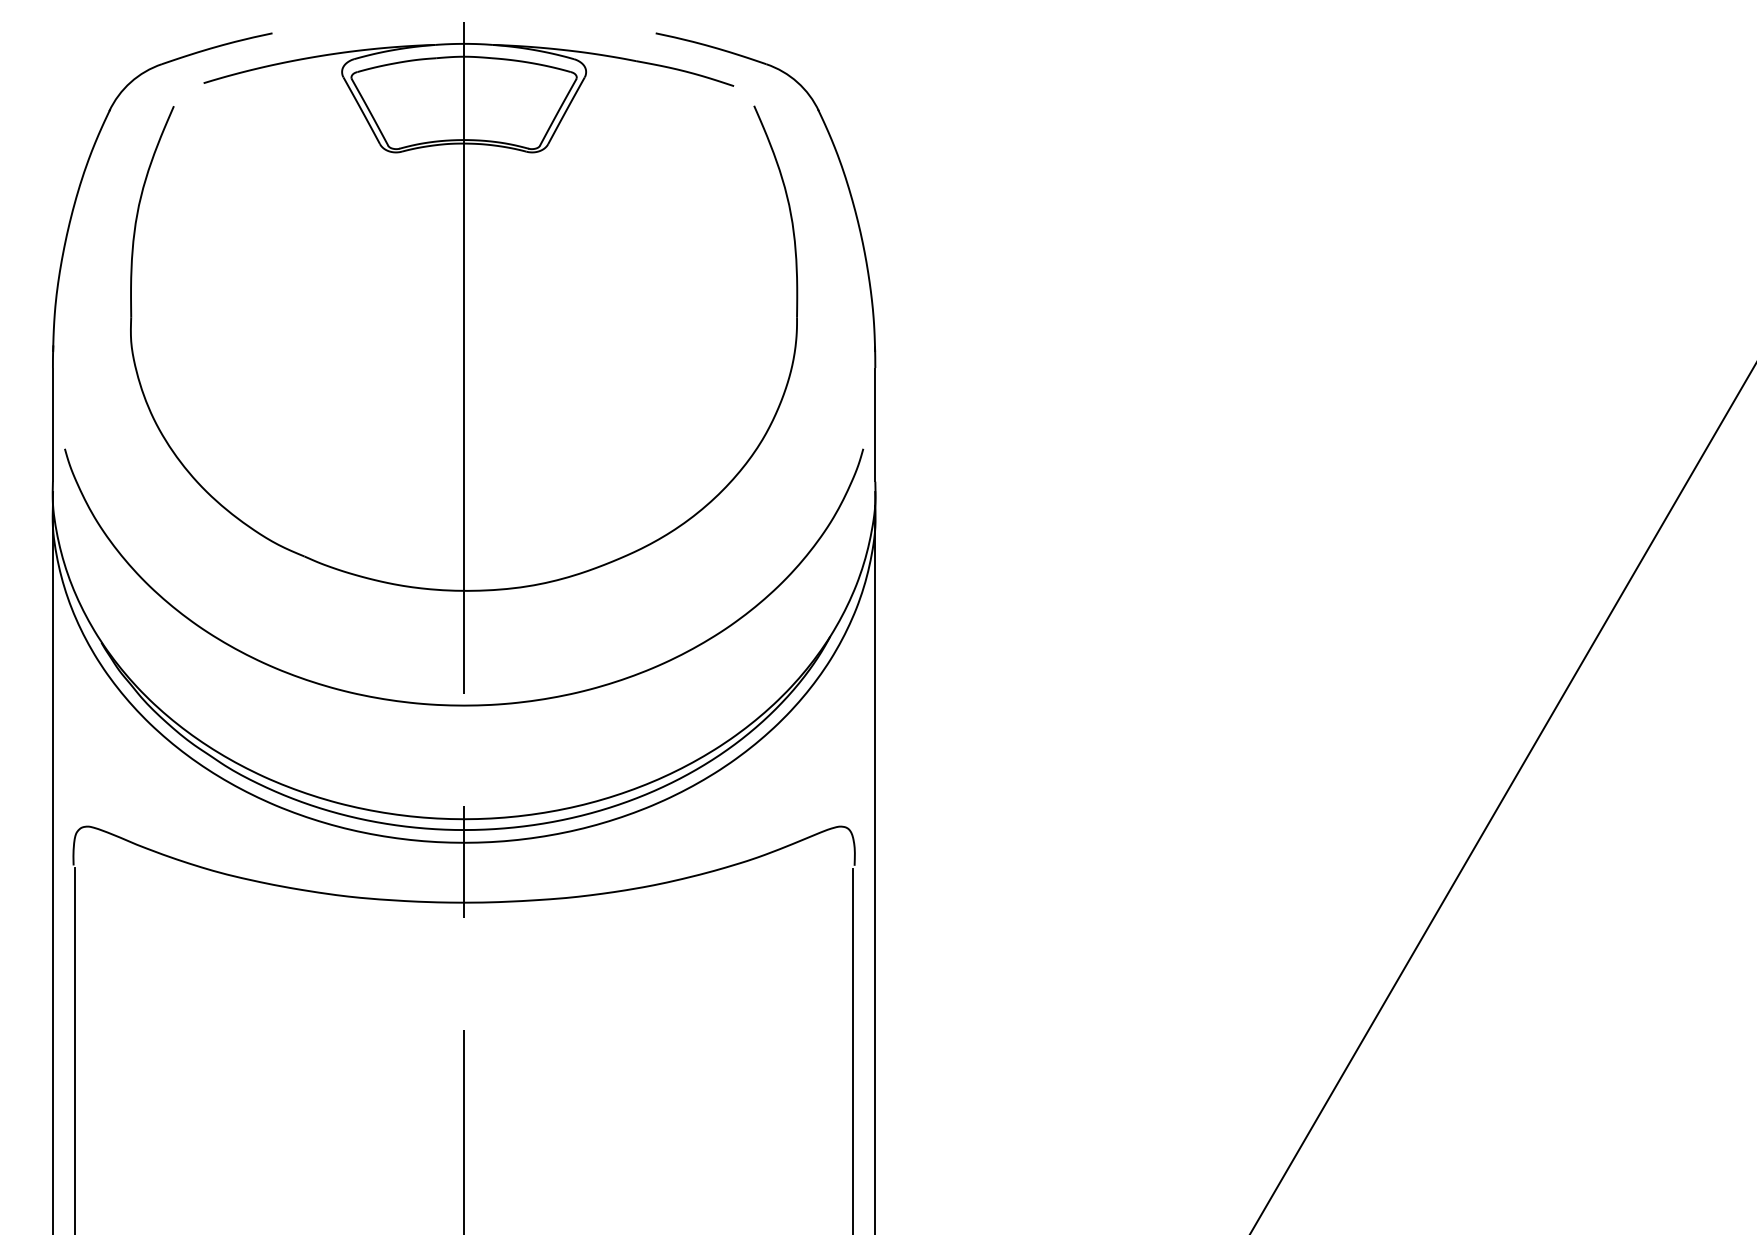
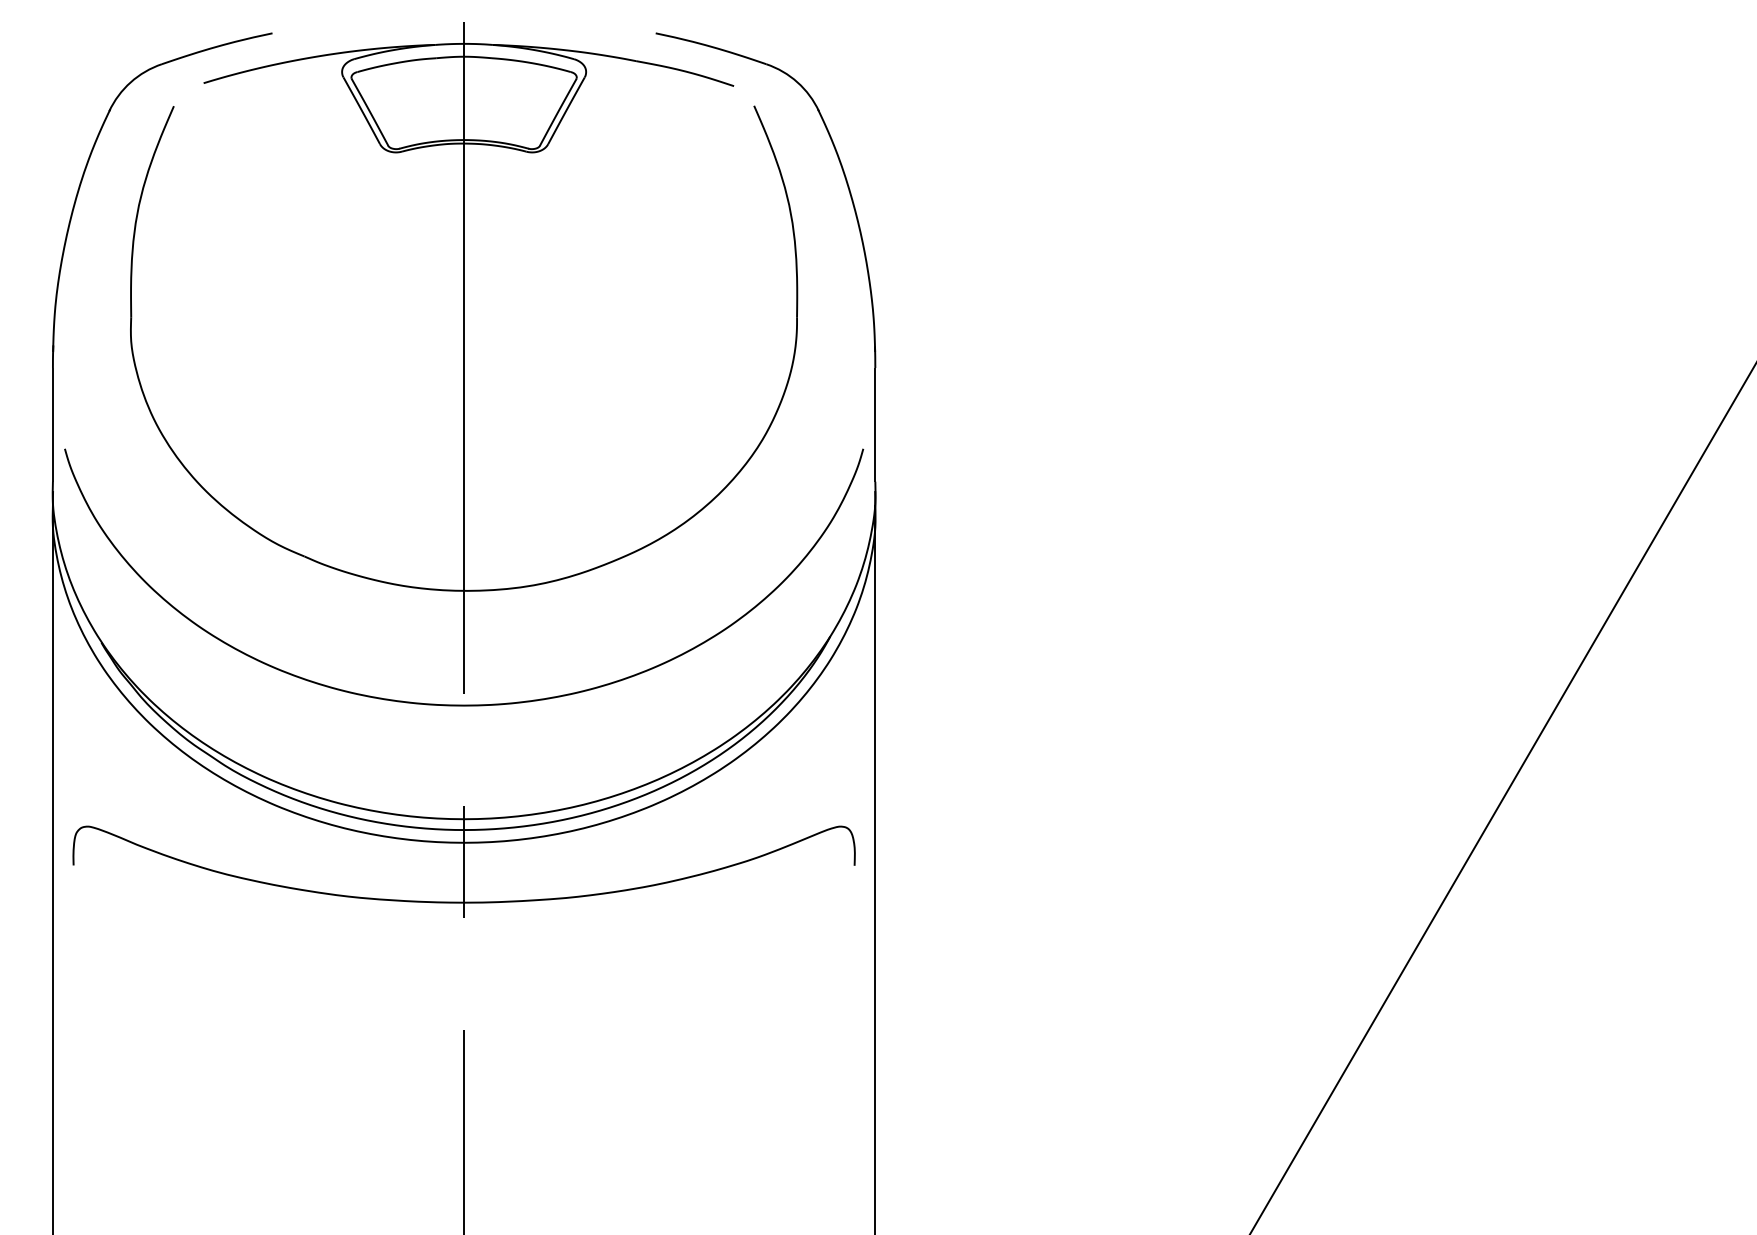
line: present -> none (75, 1049)
line: present -> none (852, 1049)
